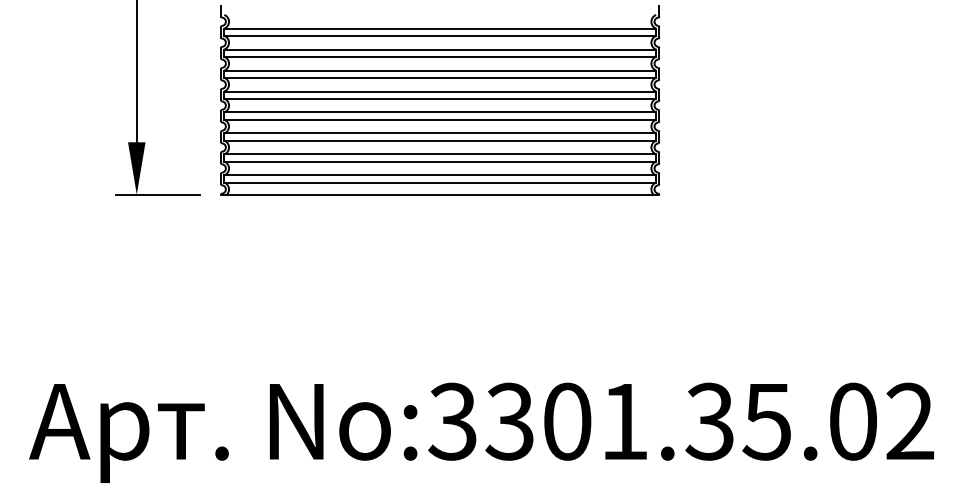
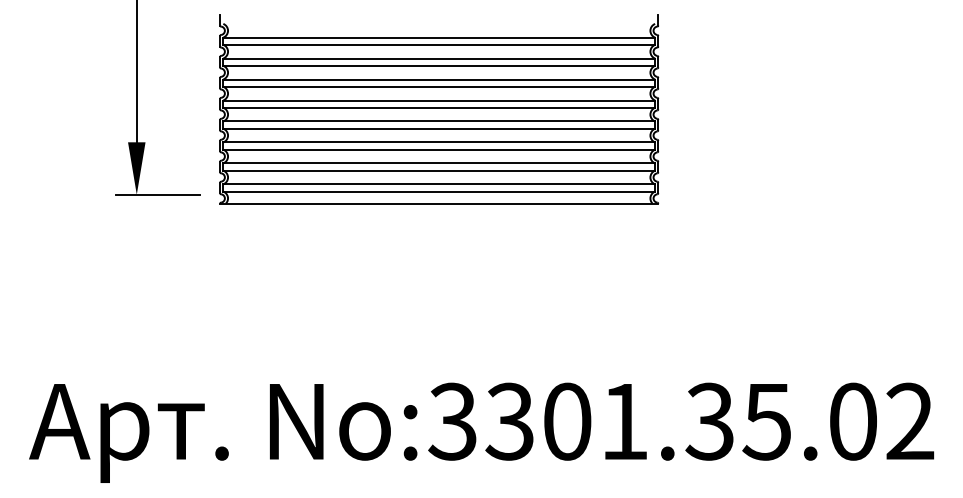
part position: (440, 100) -> (439, 109) (439, 109)
